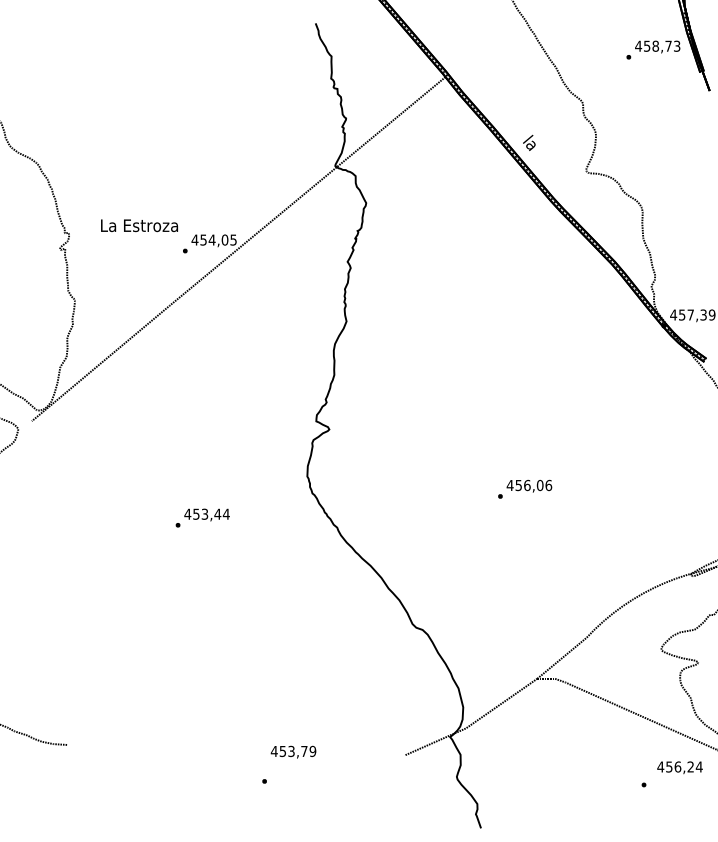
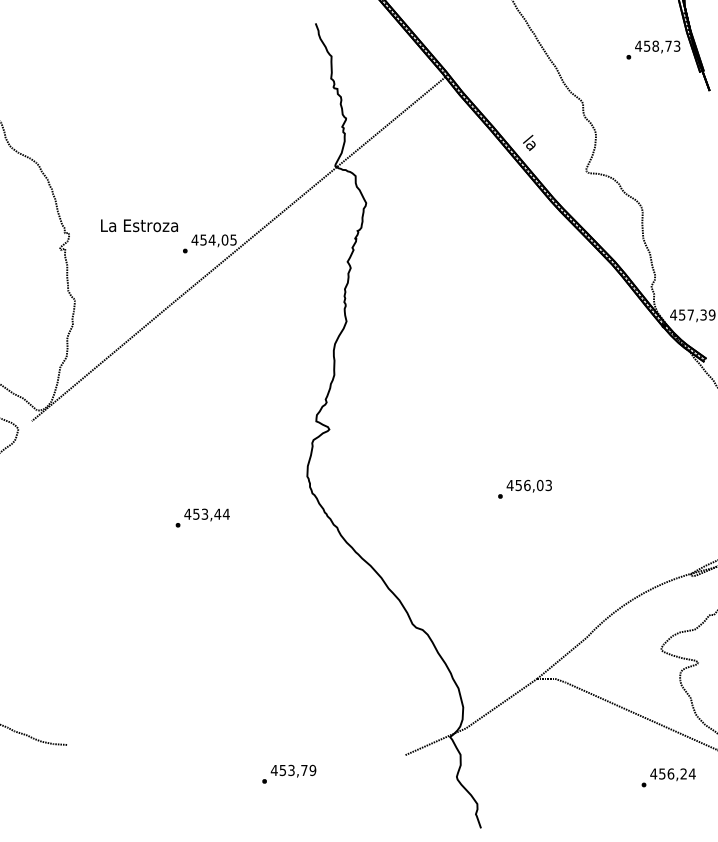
text: 456,06 -> 456,03 (548, 485)
text position: (293, 751) -> (293, 770) (293, 770)
text position: (679, 767) -> (672, 774) (672, 774)
